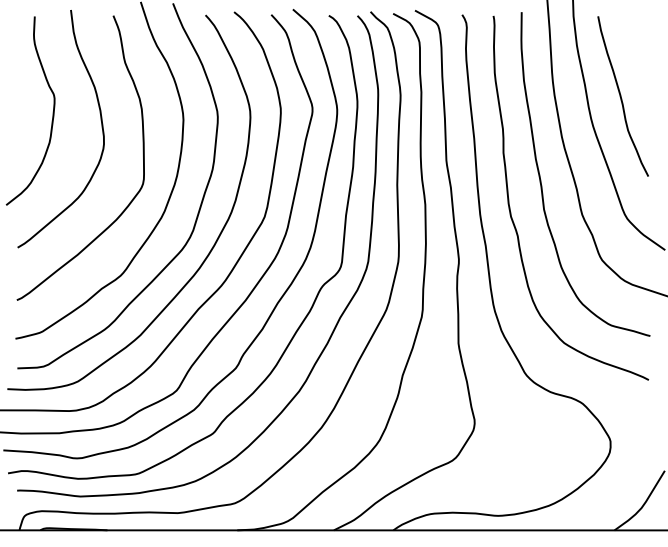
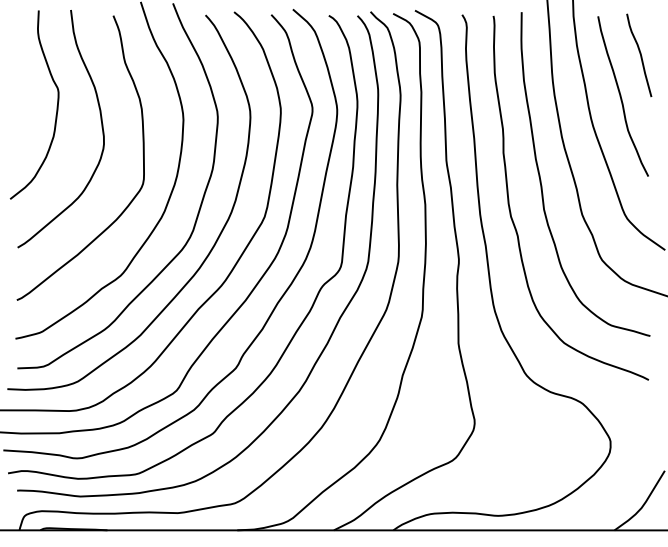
curve: none -> present (639, 54)
curve position: (52, 112) -> (56, 106) (56, 106)
